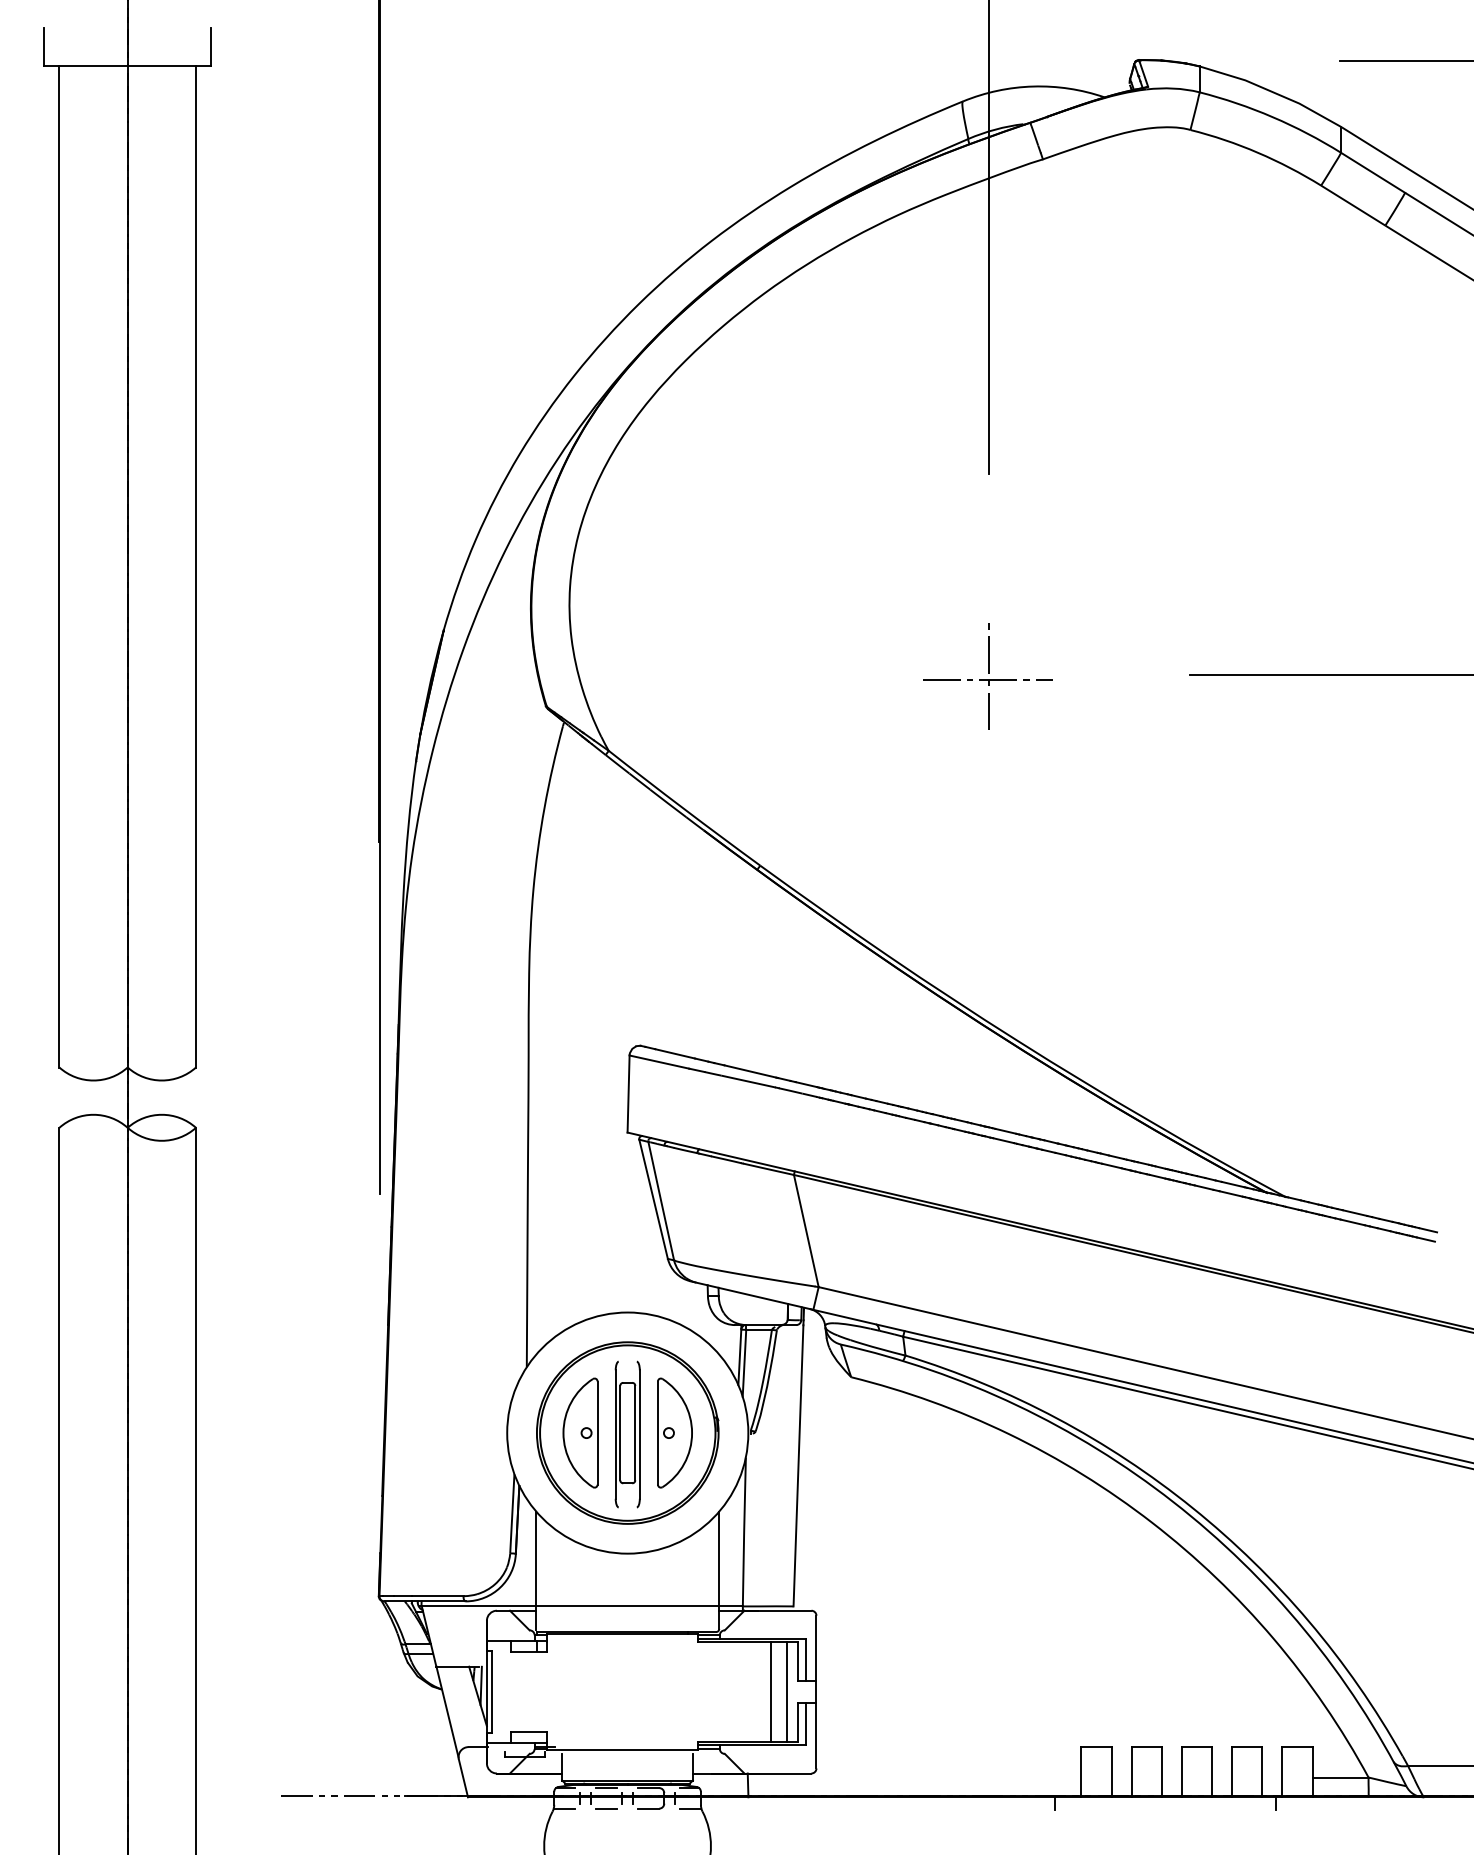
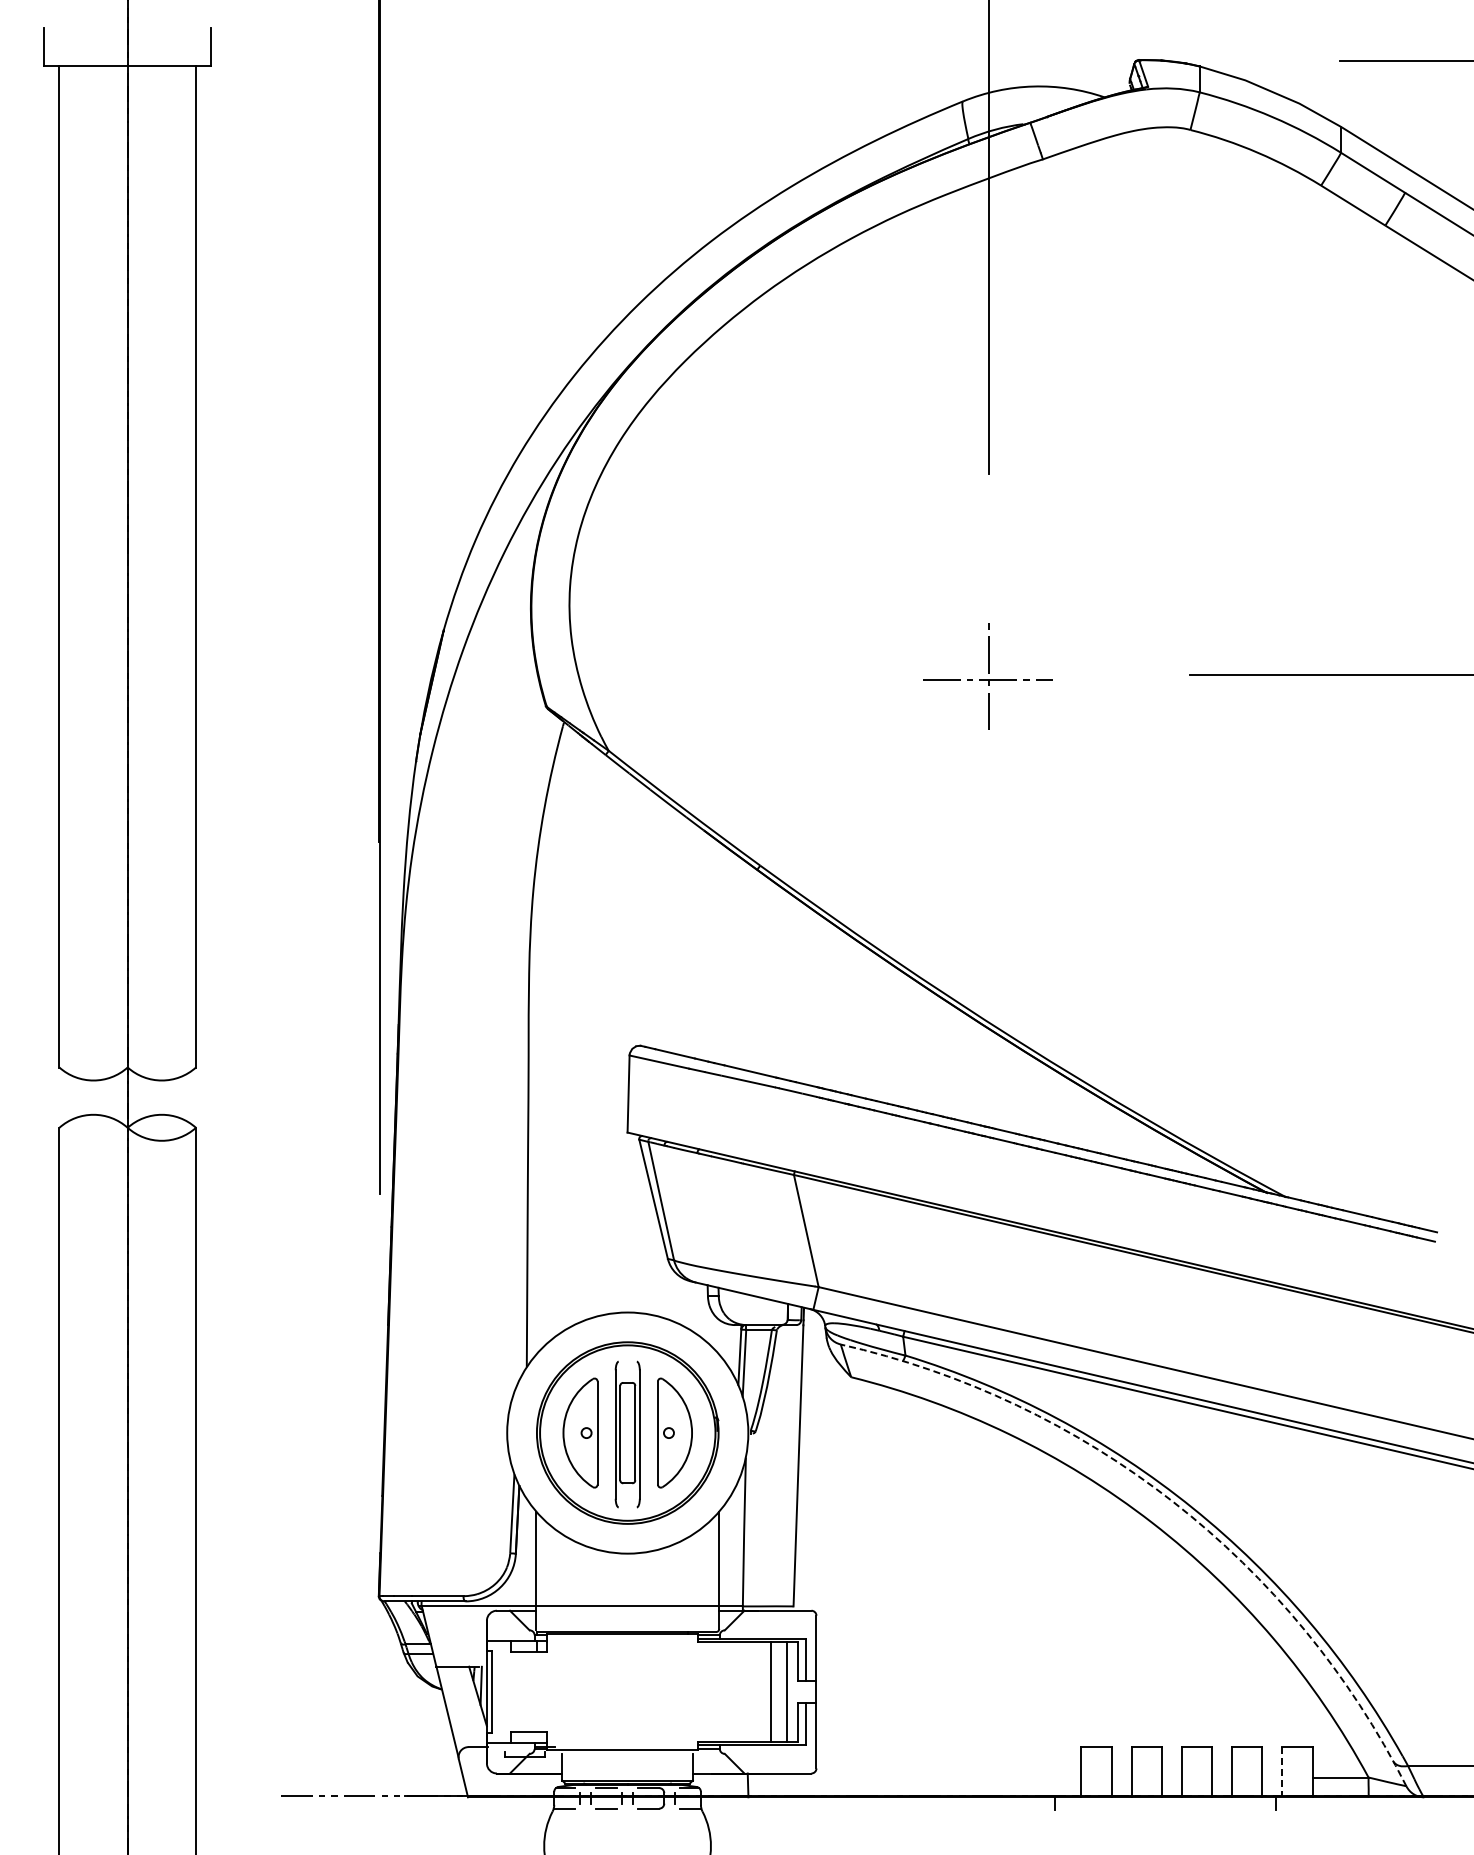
arc: solid -> dashed (1173, 1501)
line: solid -> dashed (1282, 1772)
